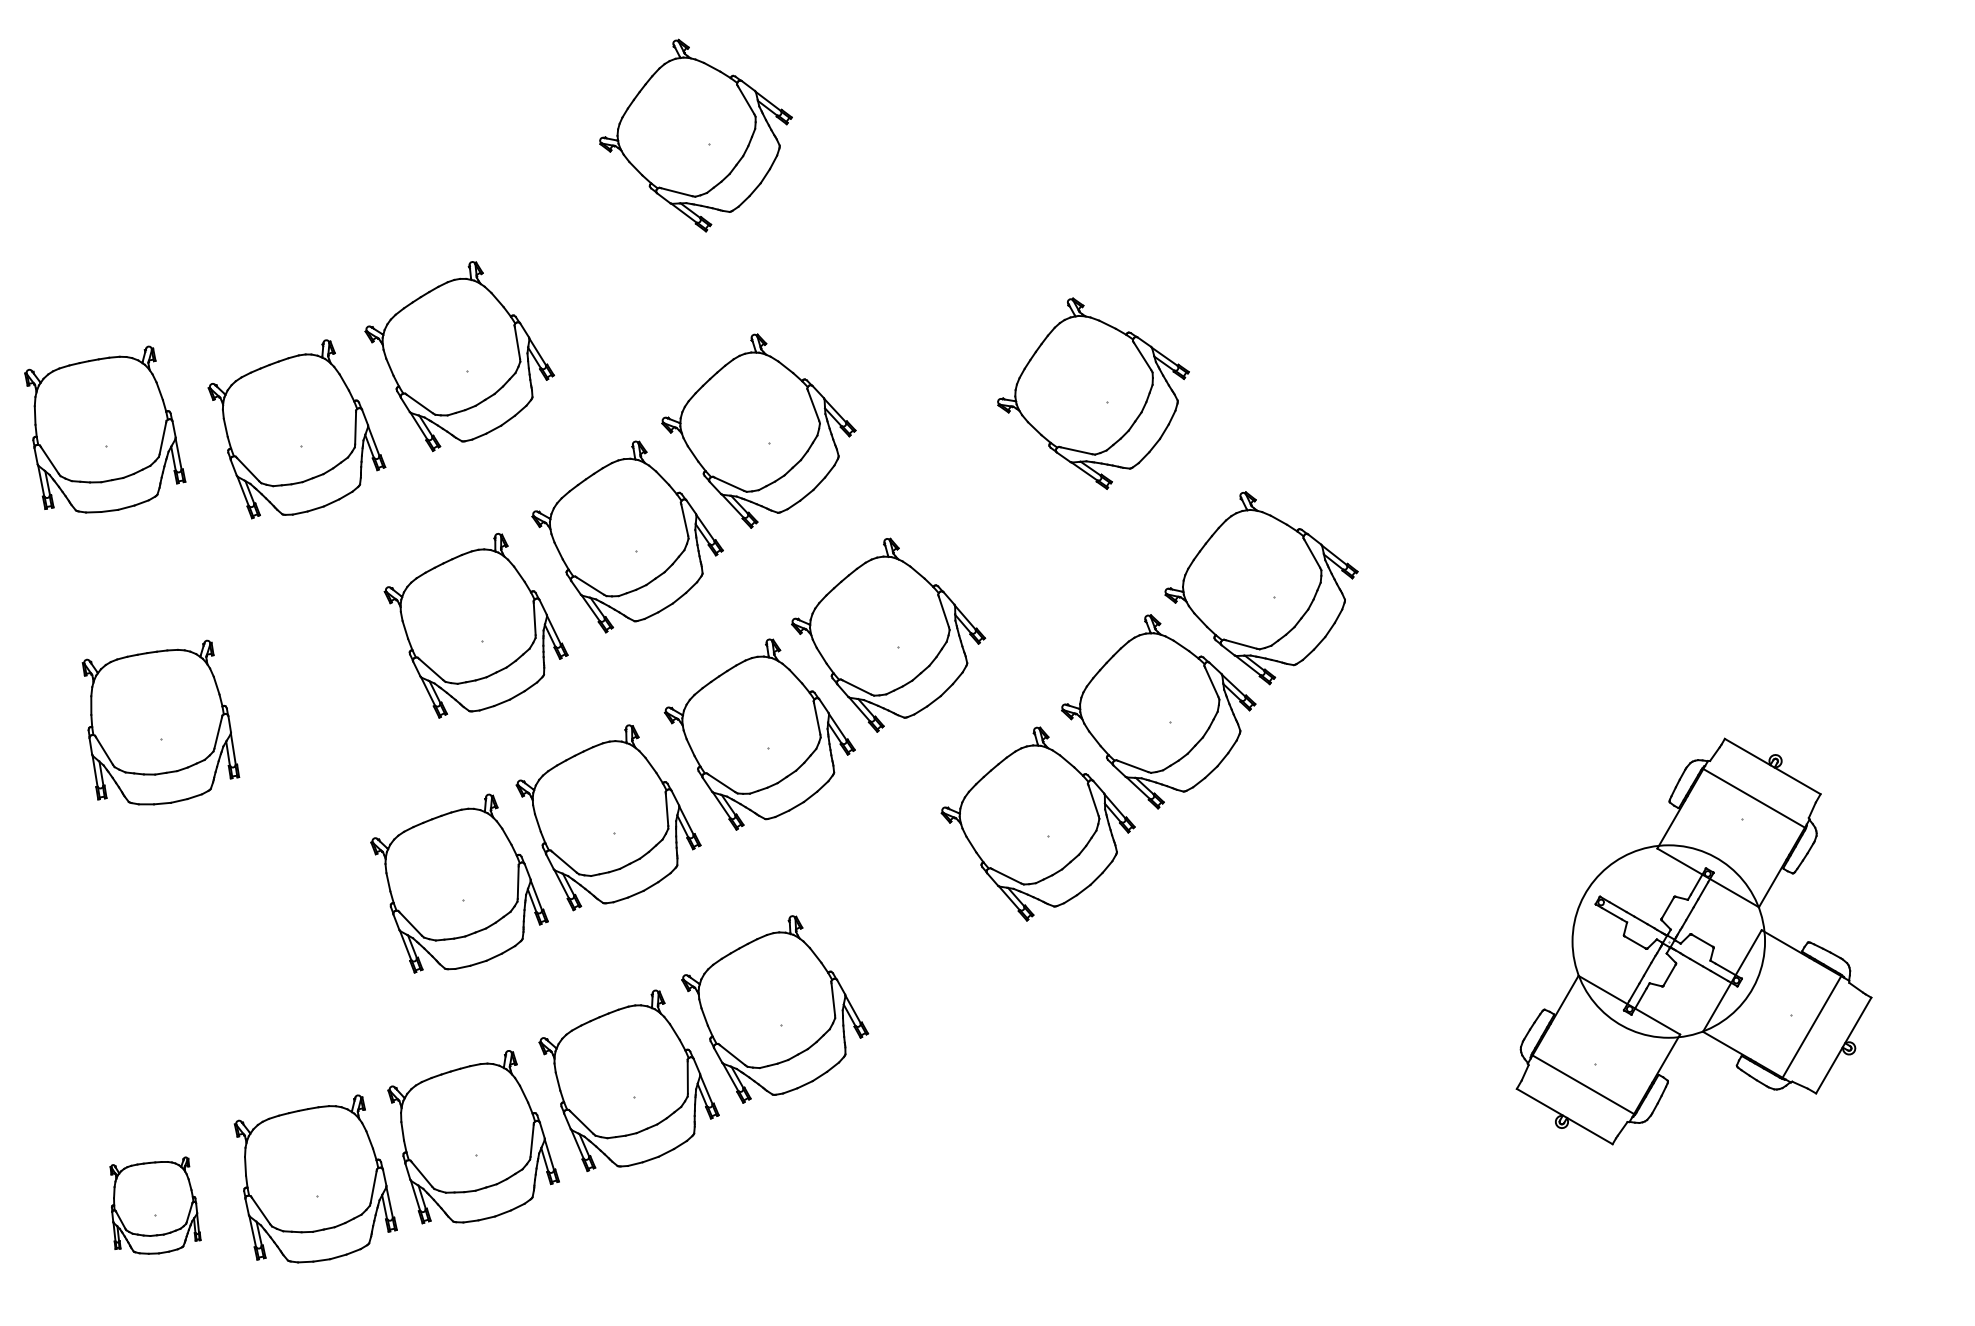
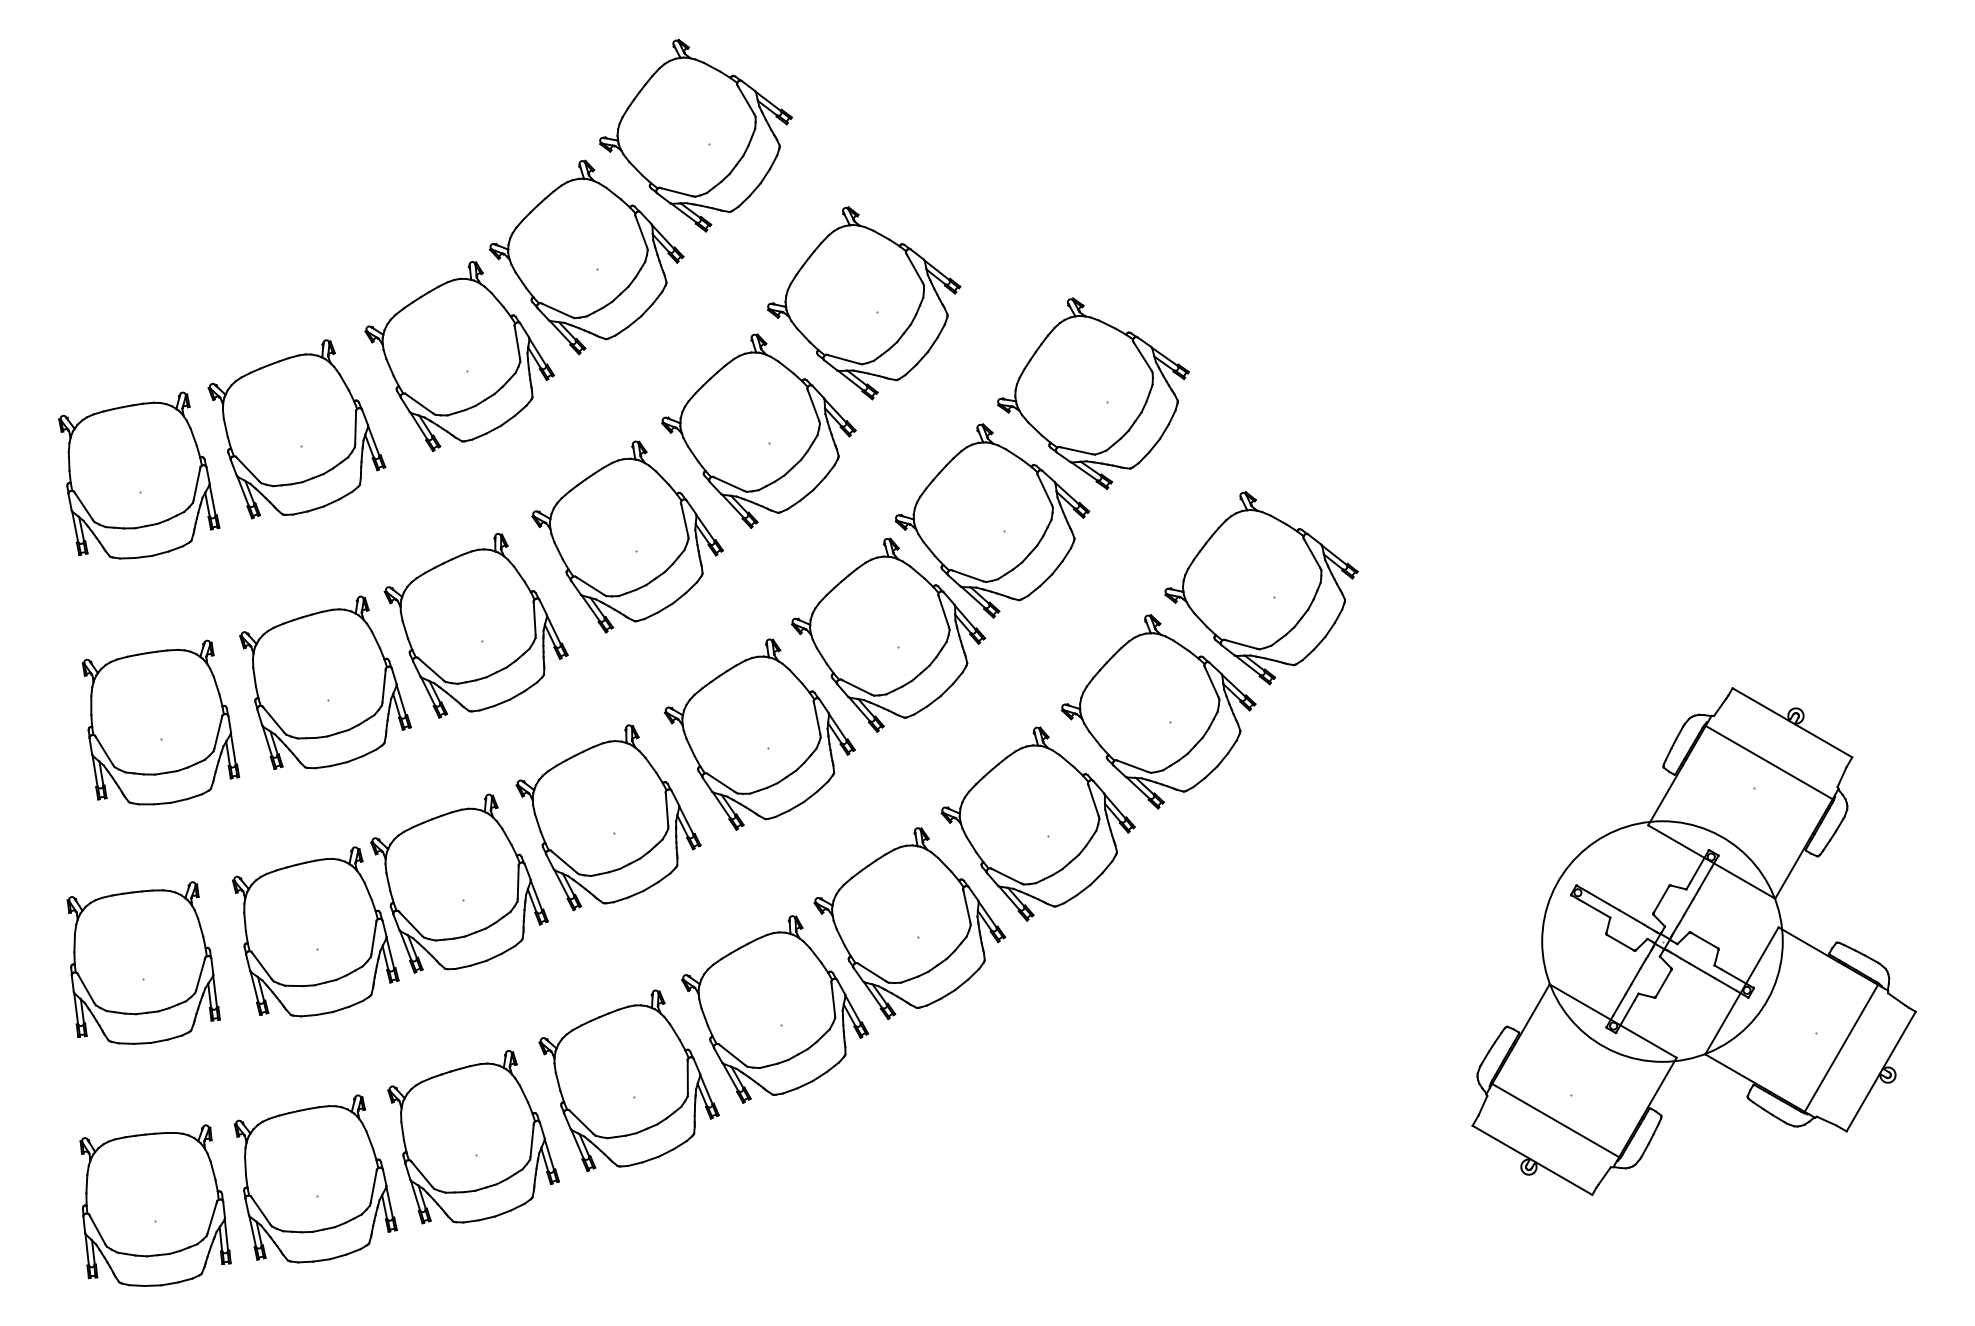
part: none -> present (586, 257)
part: none -> present (864, 303)
part position: (105, 429) -> (139, 475) (139, 475)
part: none -> present (992, 520)
part: none -> present (325, 682)
part: none -> present (909, 923)
part: none -> present (315, 931)
part size: 358x409 px -> 446x509 px (1693, 941)
part: none -> present (143, 962)
part size: 93x99 px -> 153x163 px (155, 1205)
